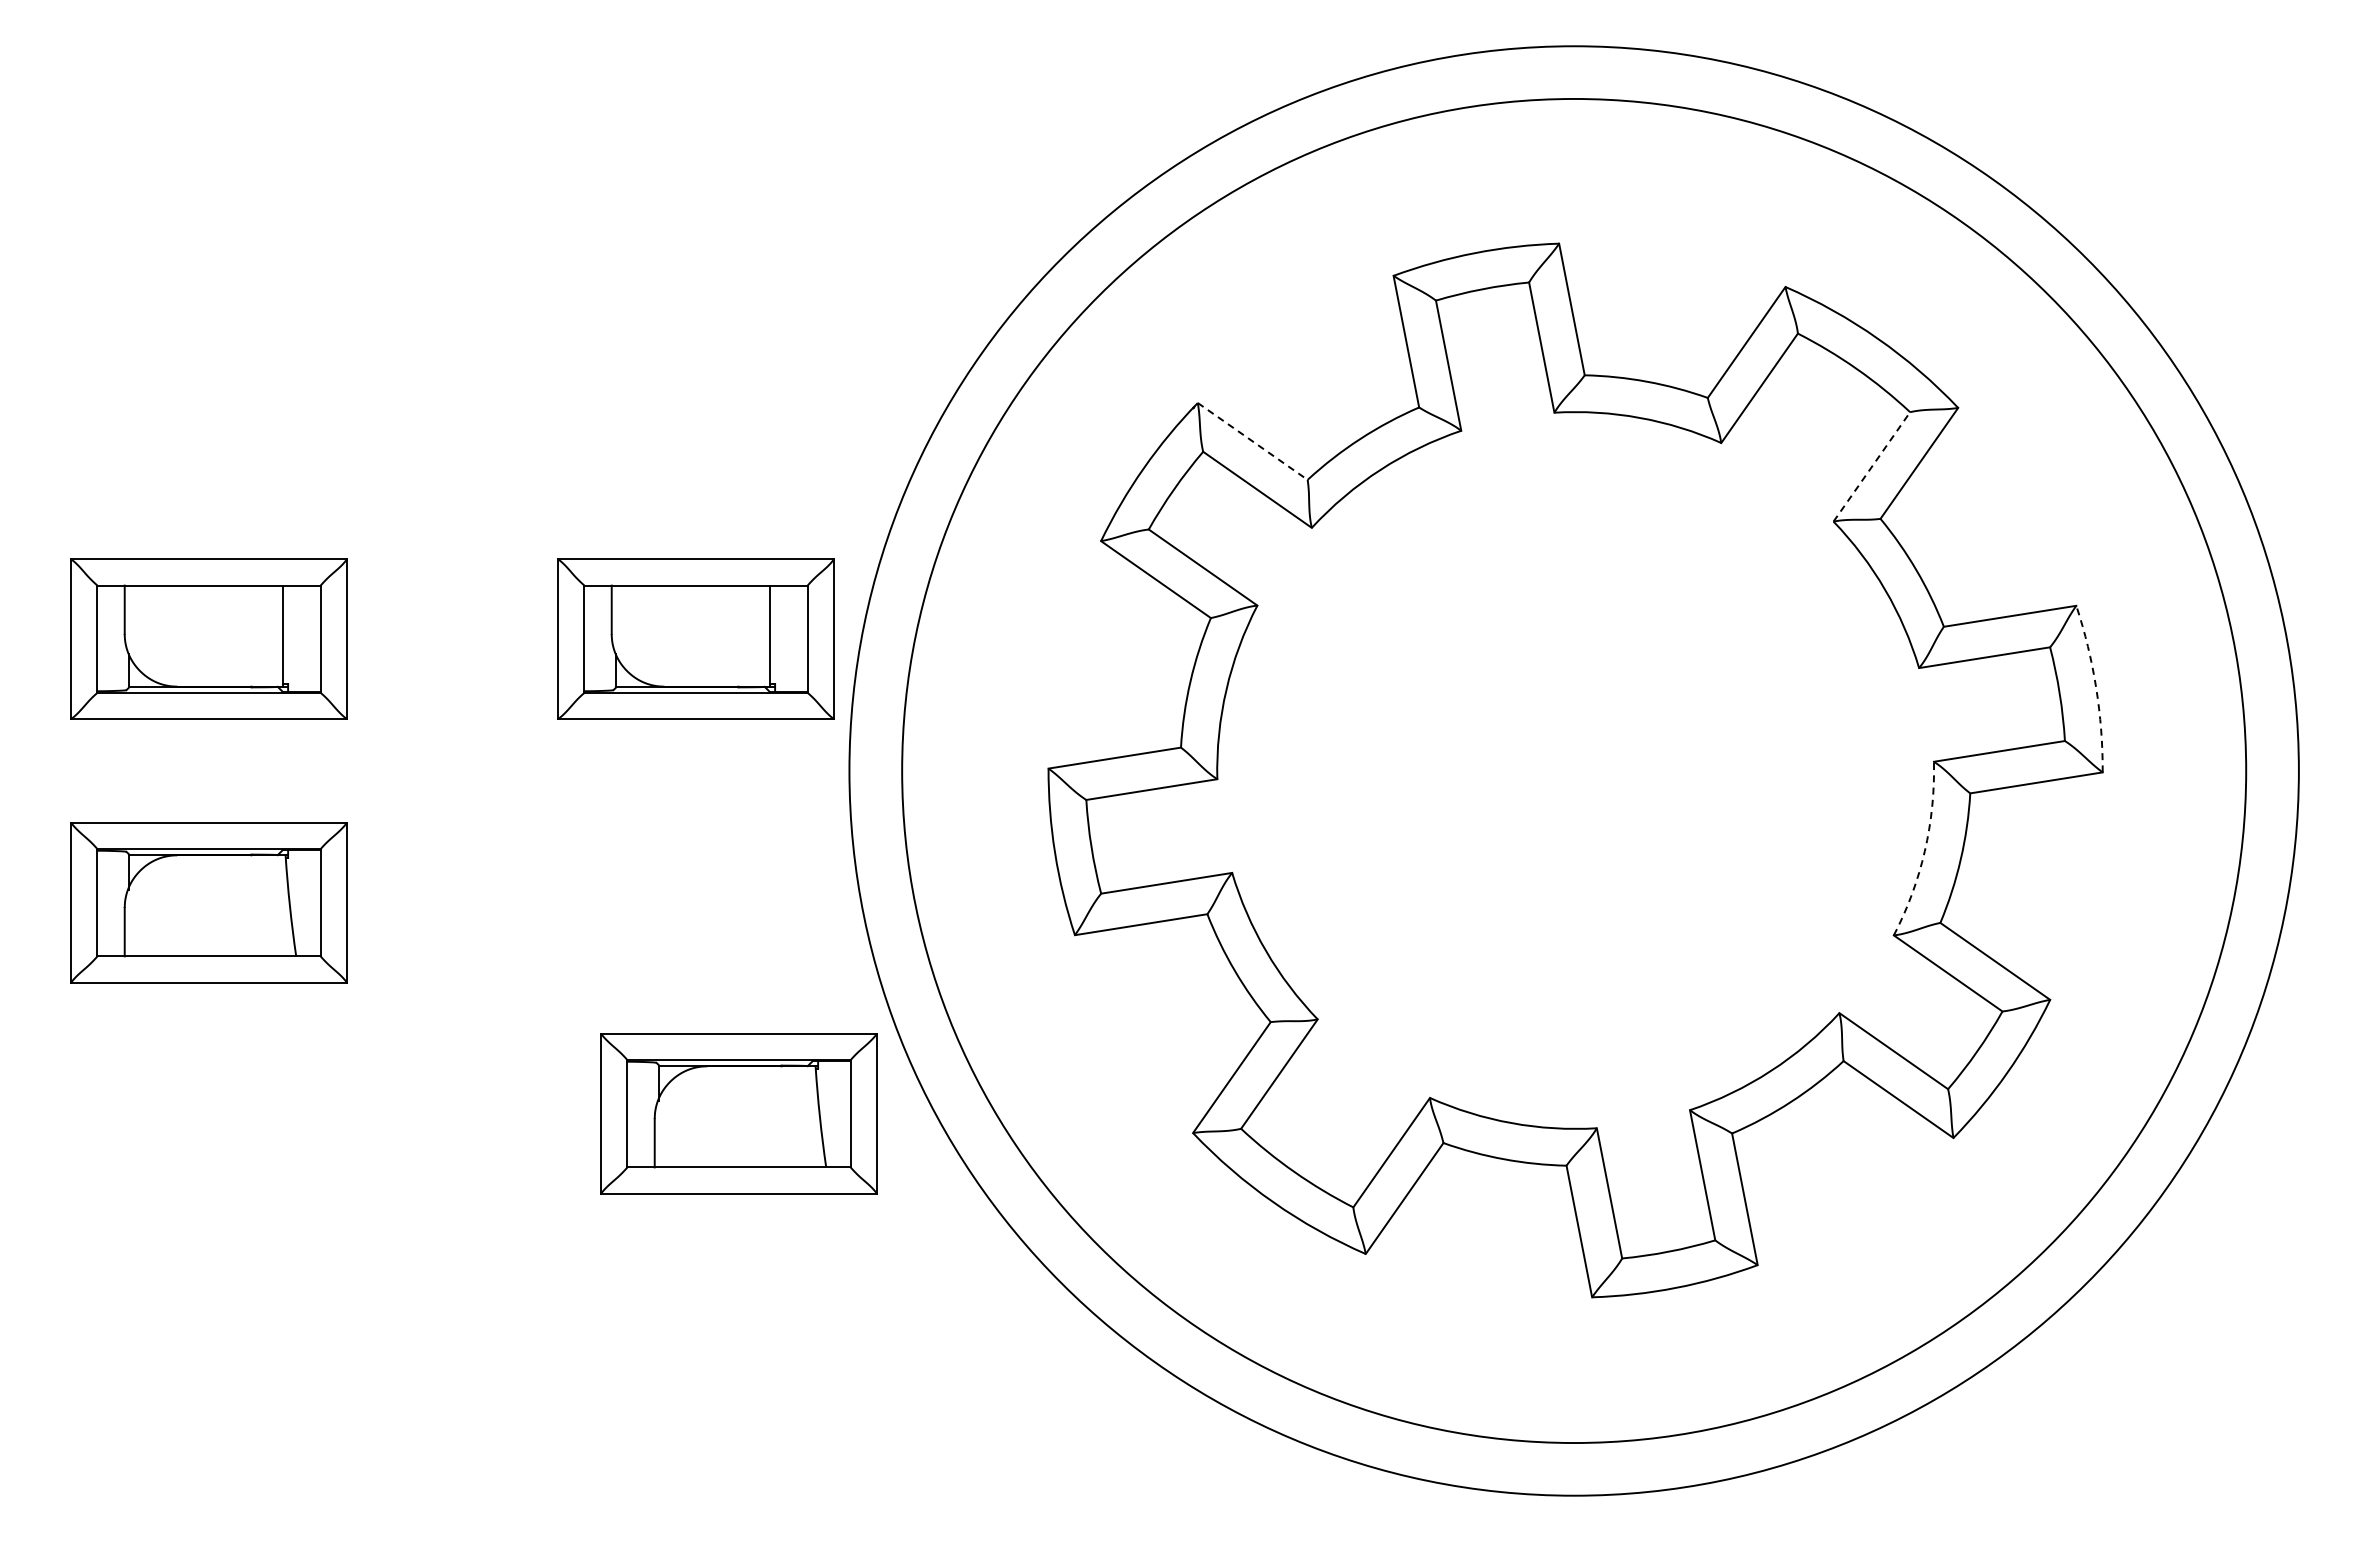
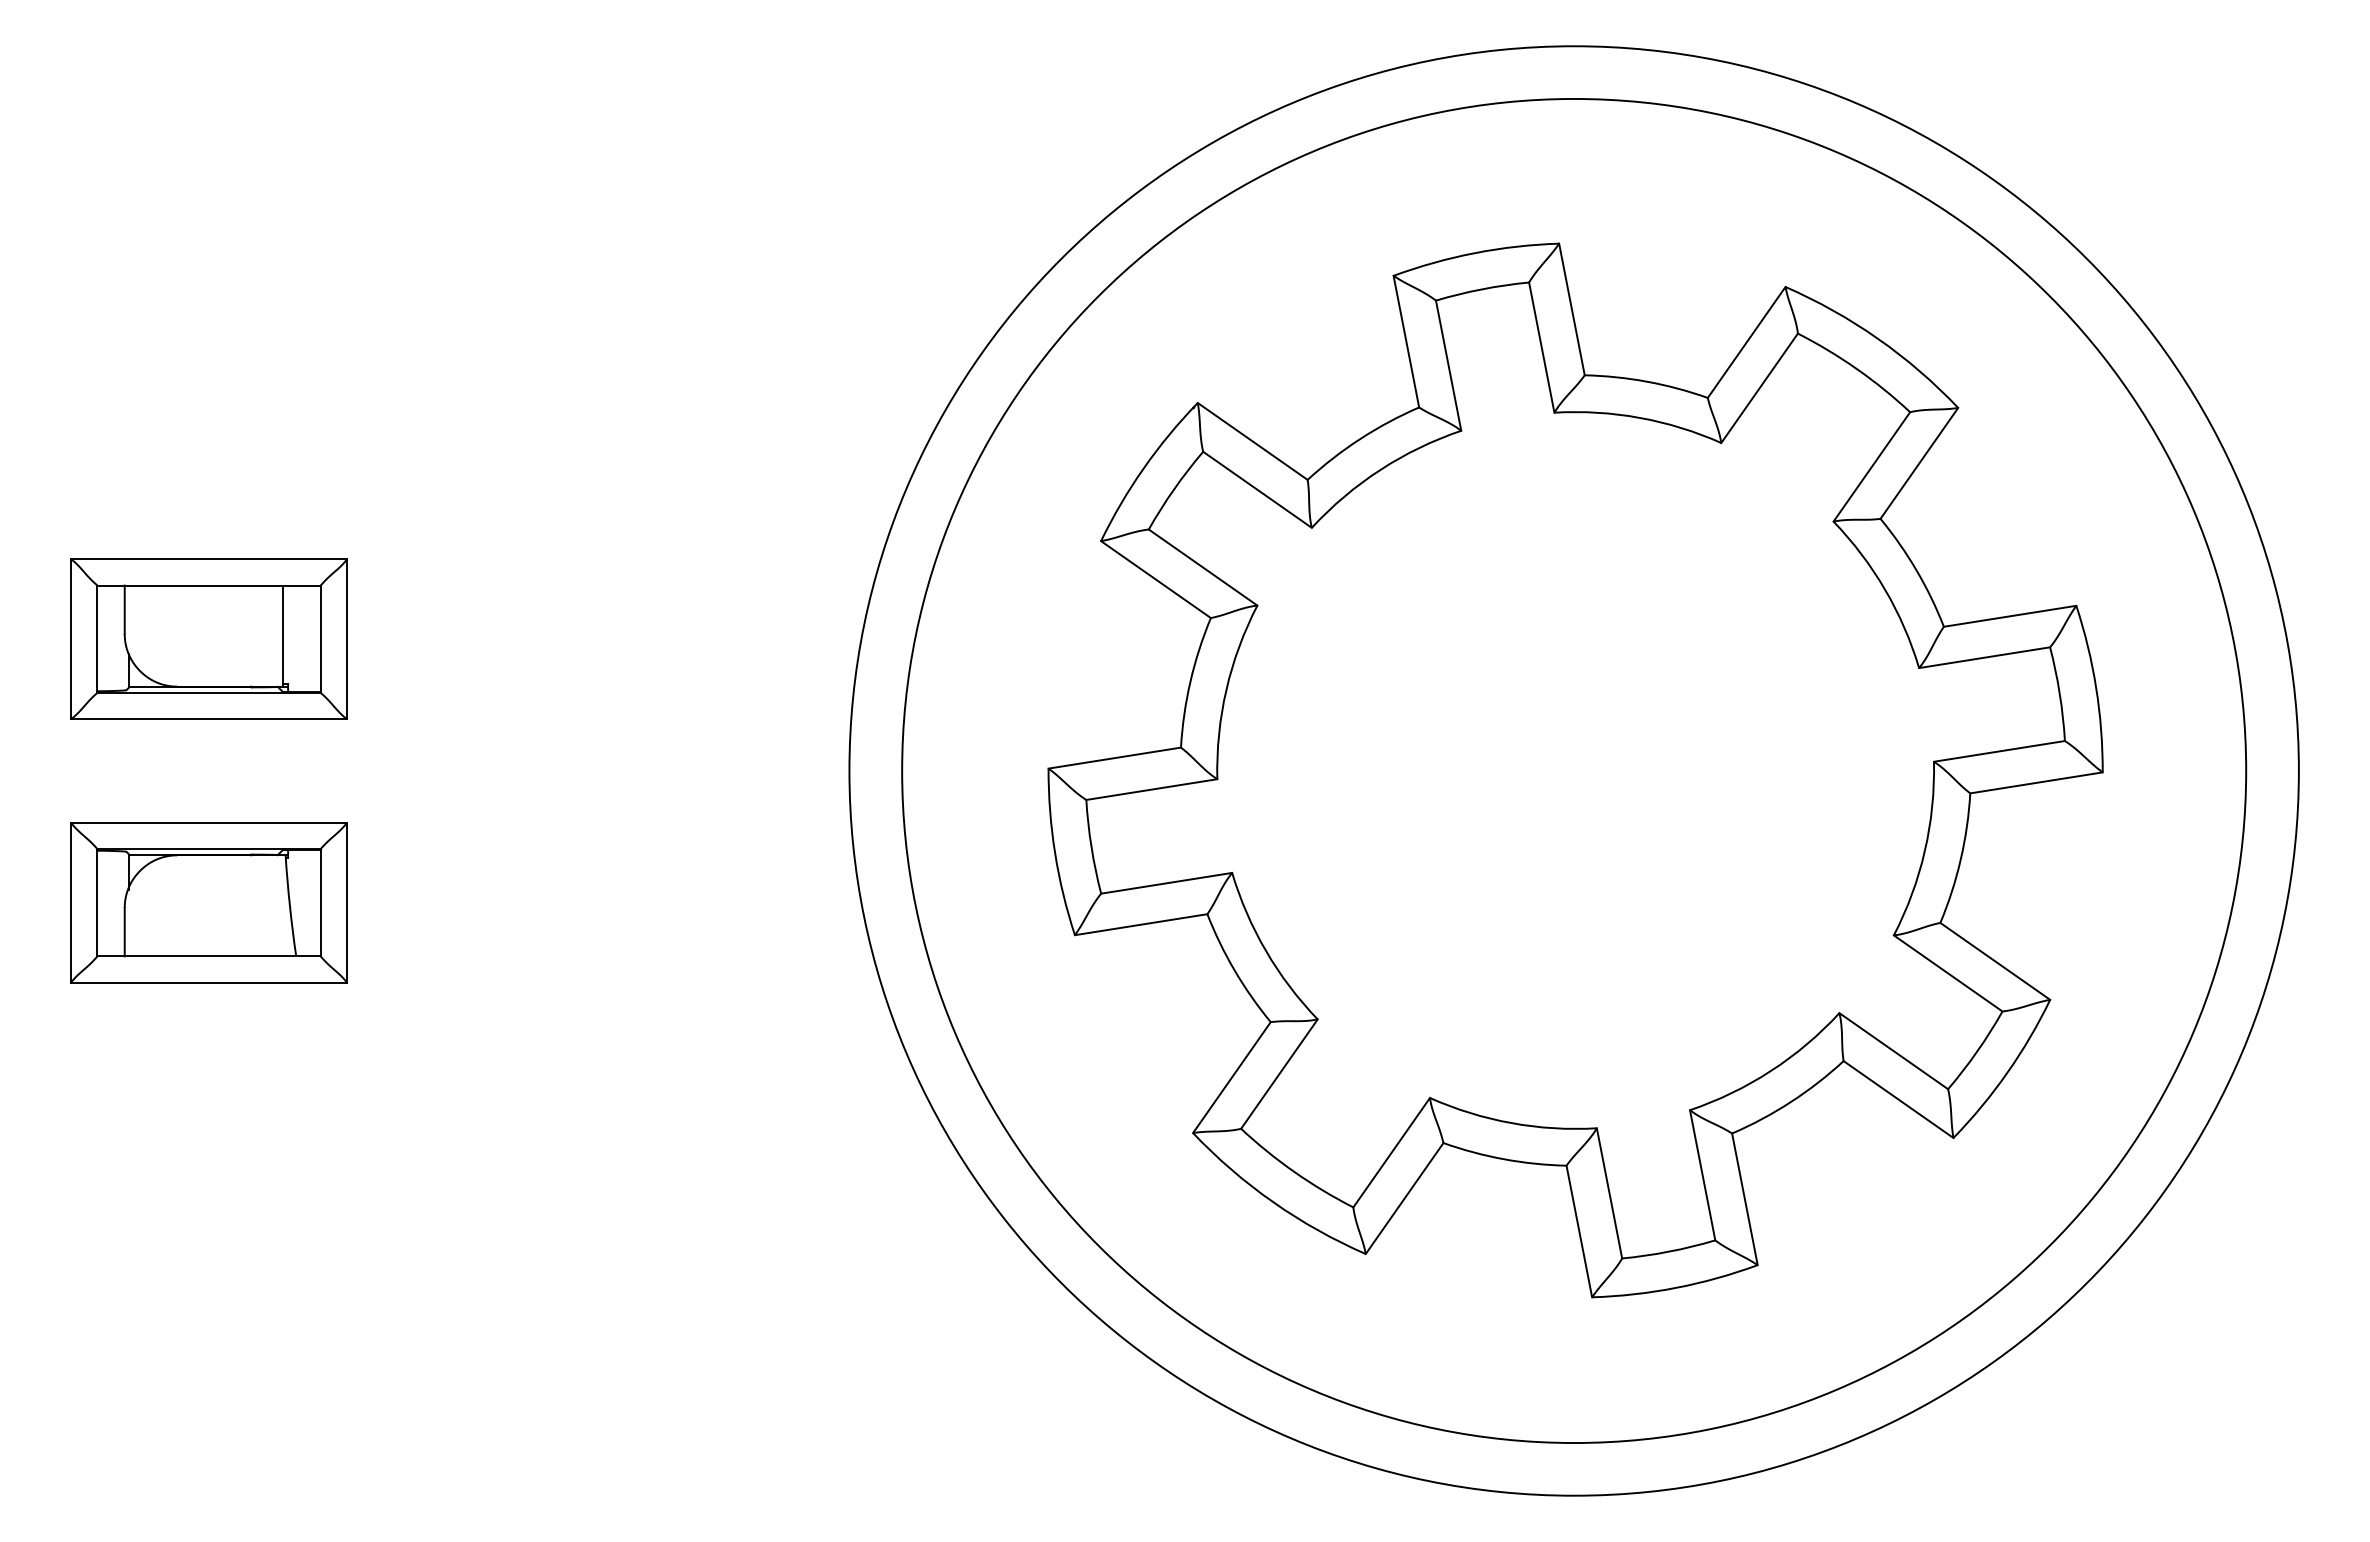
line: dashed -> solid (1253, 441)
line: dashed -> solid (1871, 466)
part: present -> none (695, 638)
arc: dashed -> solid (2096, 688)
arc: dashed -> solid (1924, 851)
part: present -> none (738, 1113)
